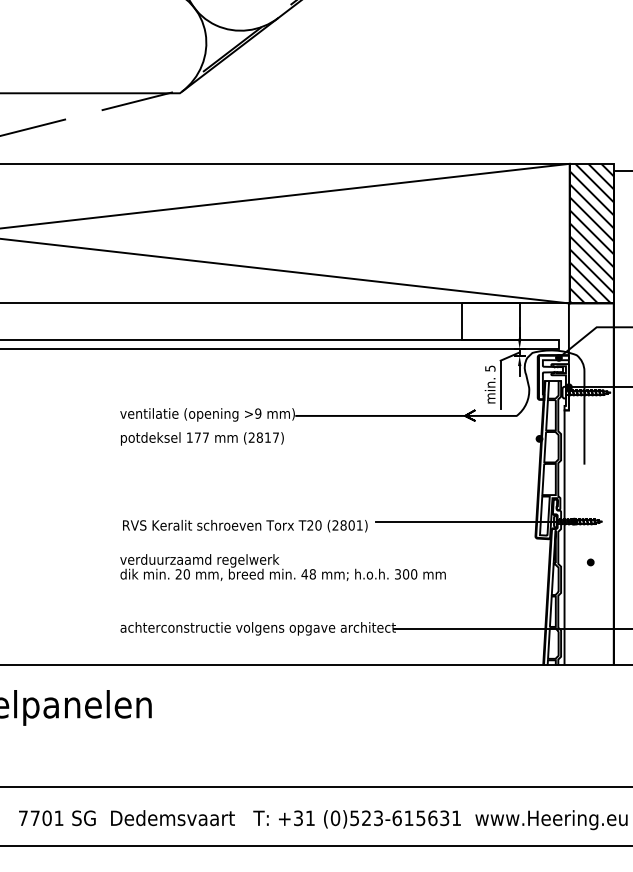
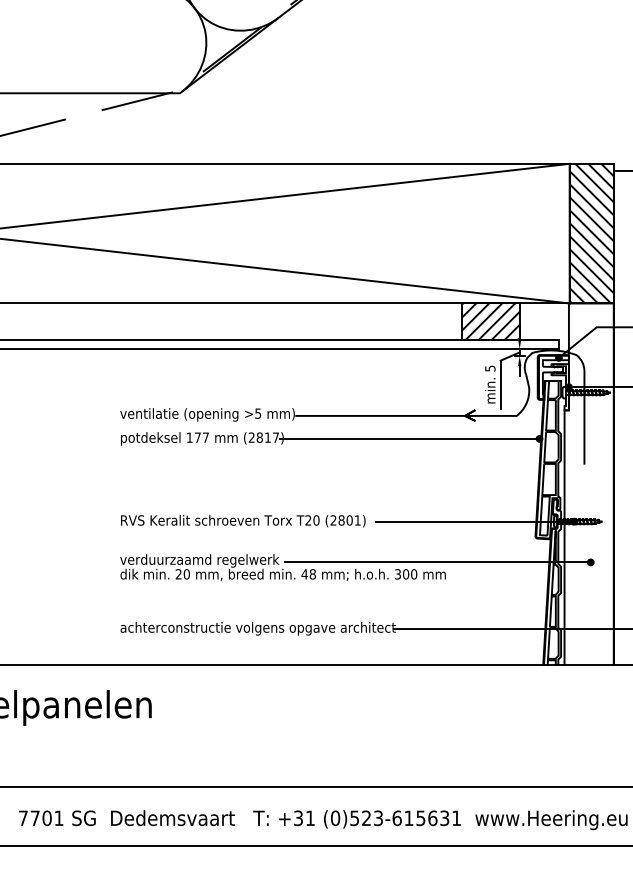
hatch: none -> present (490, 321)
text: >9 -> >5 (258, 413)
line: none -> present (409, 438)
text position: (245, 526) -> (243, 521) (243, 521)
line: none -> present (437, 562)
